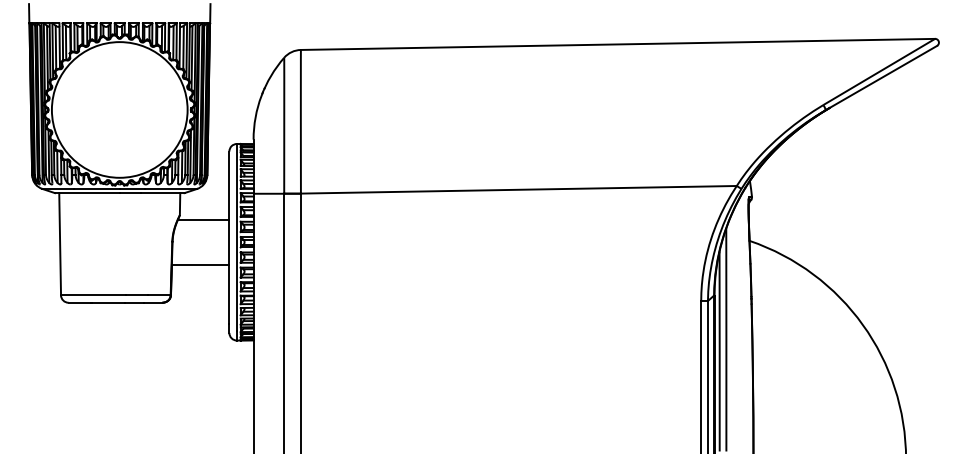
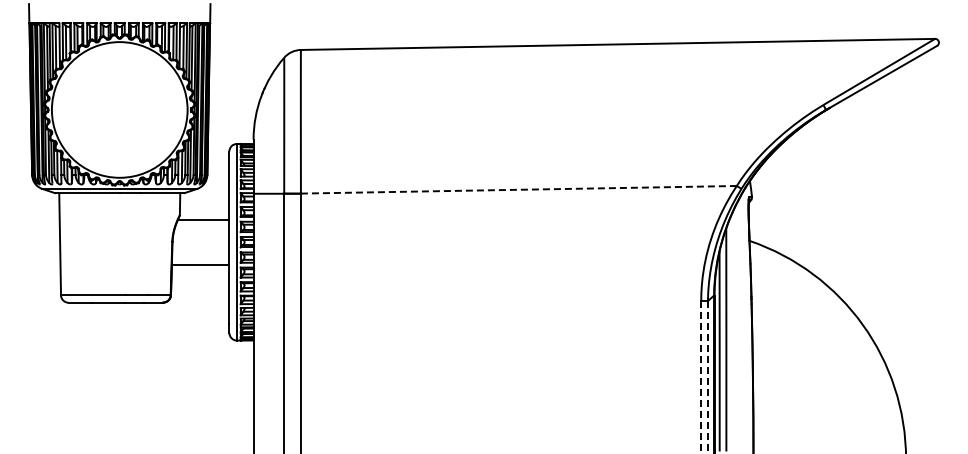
line: solid -> dashed (518, 189)
line: solid -> dashed (701, 377)
line: solid -> dashed (707, 377)
